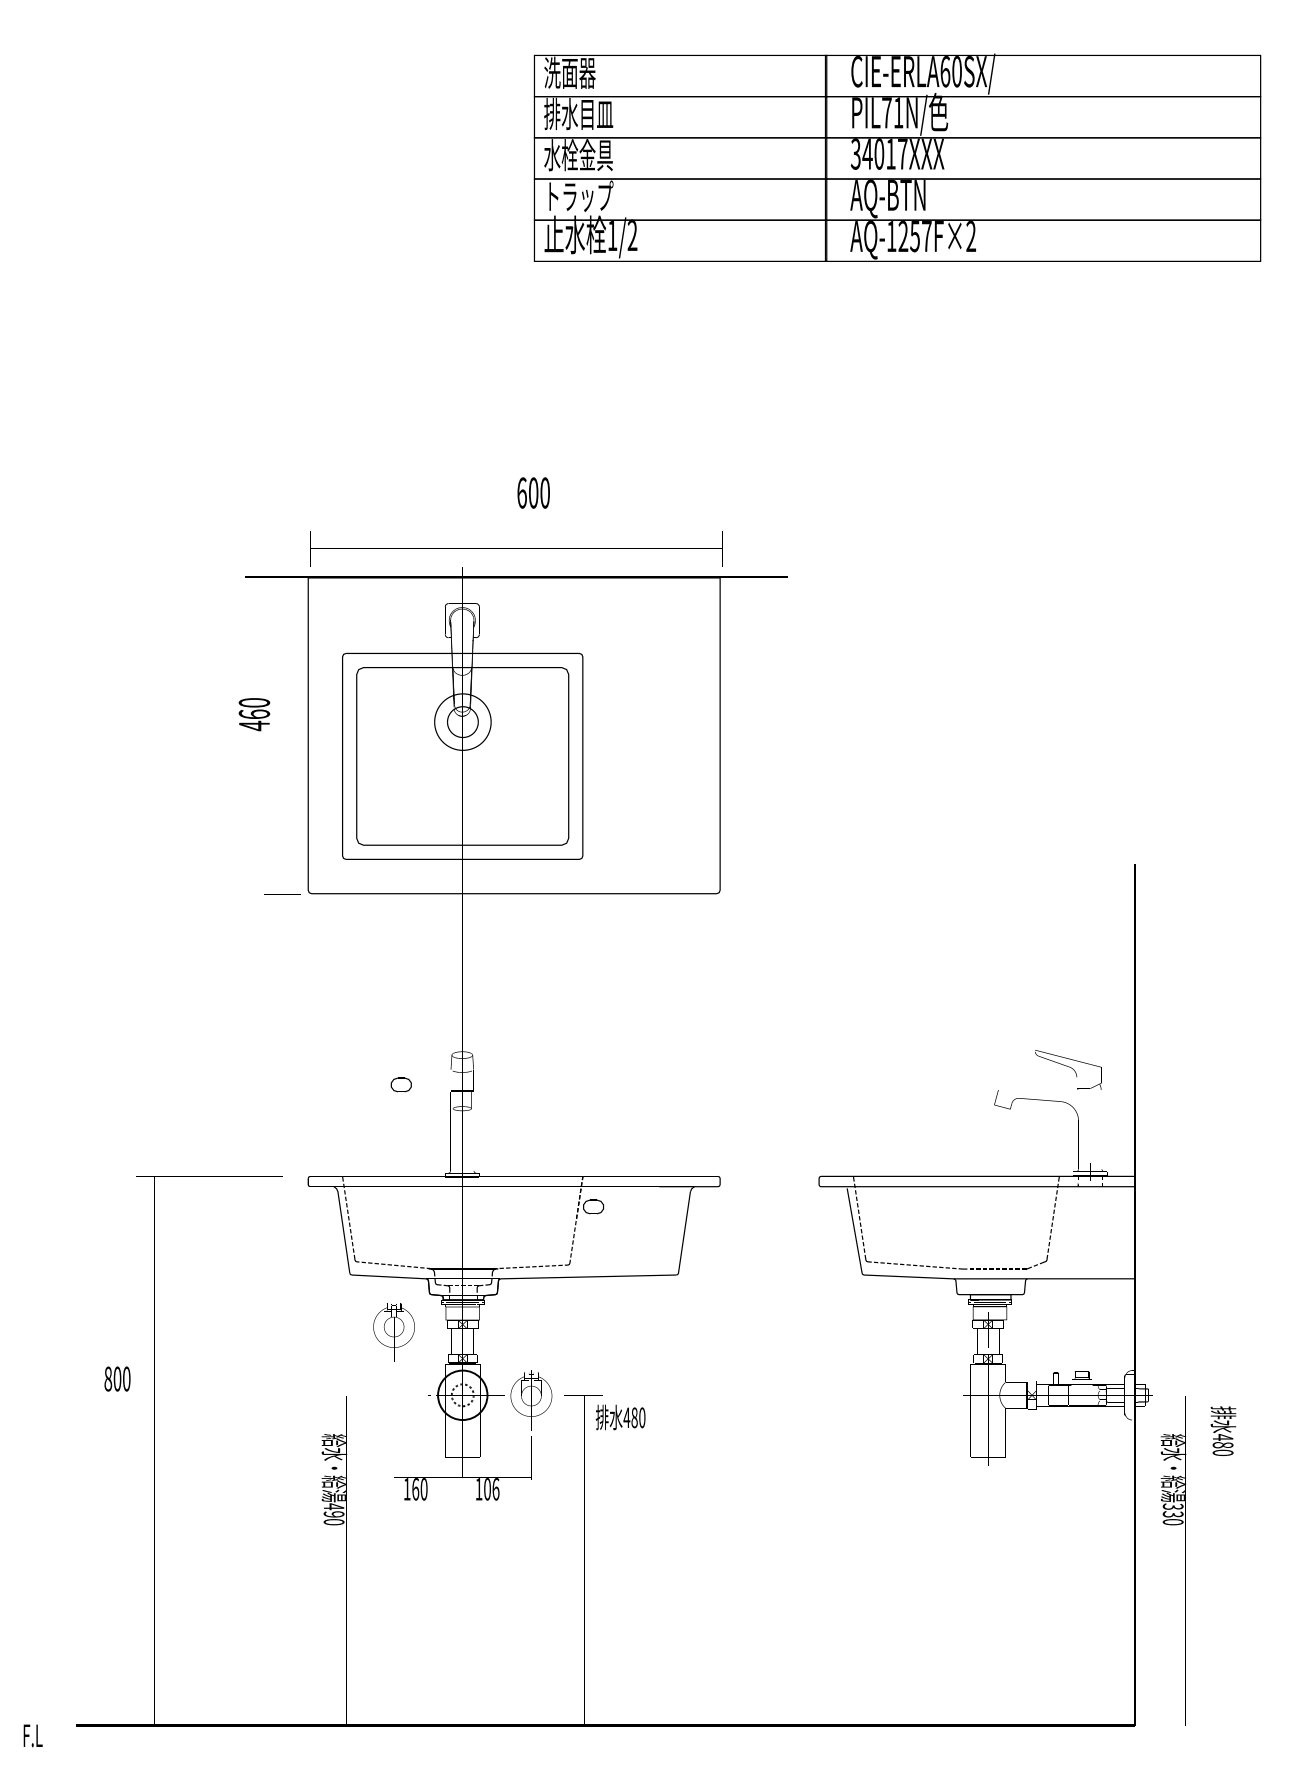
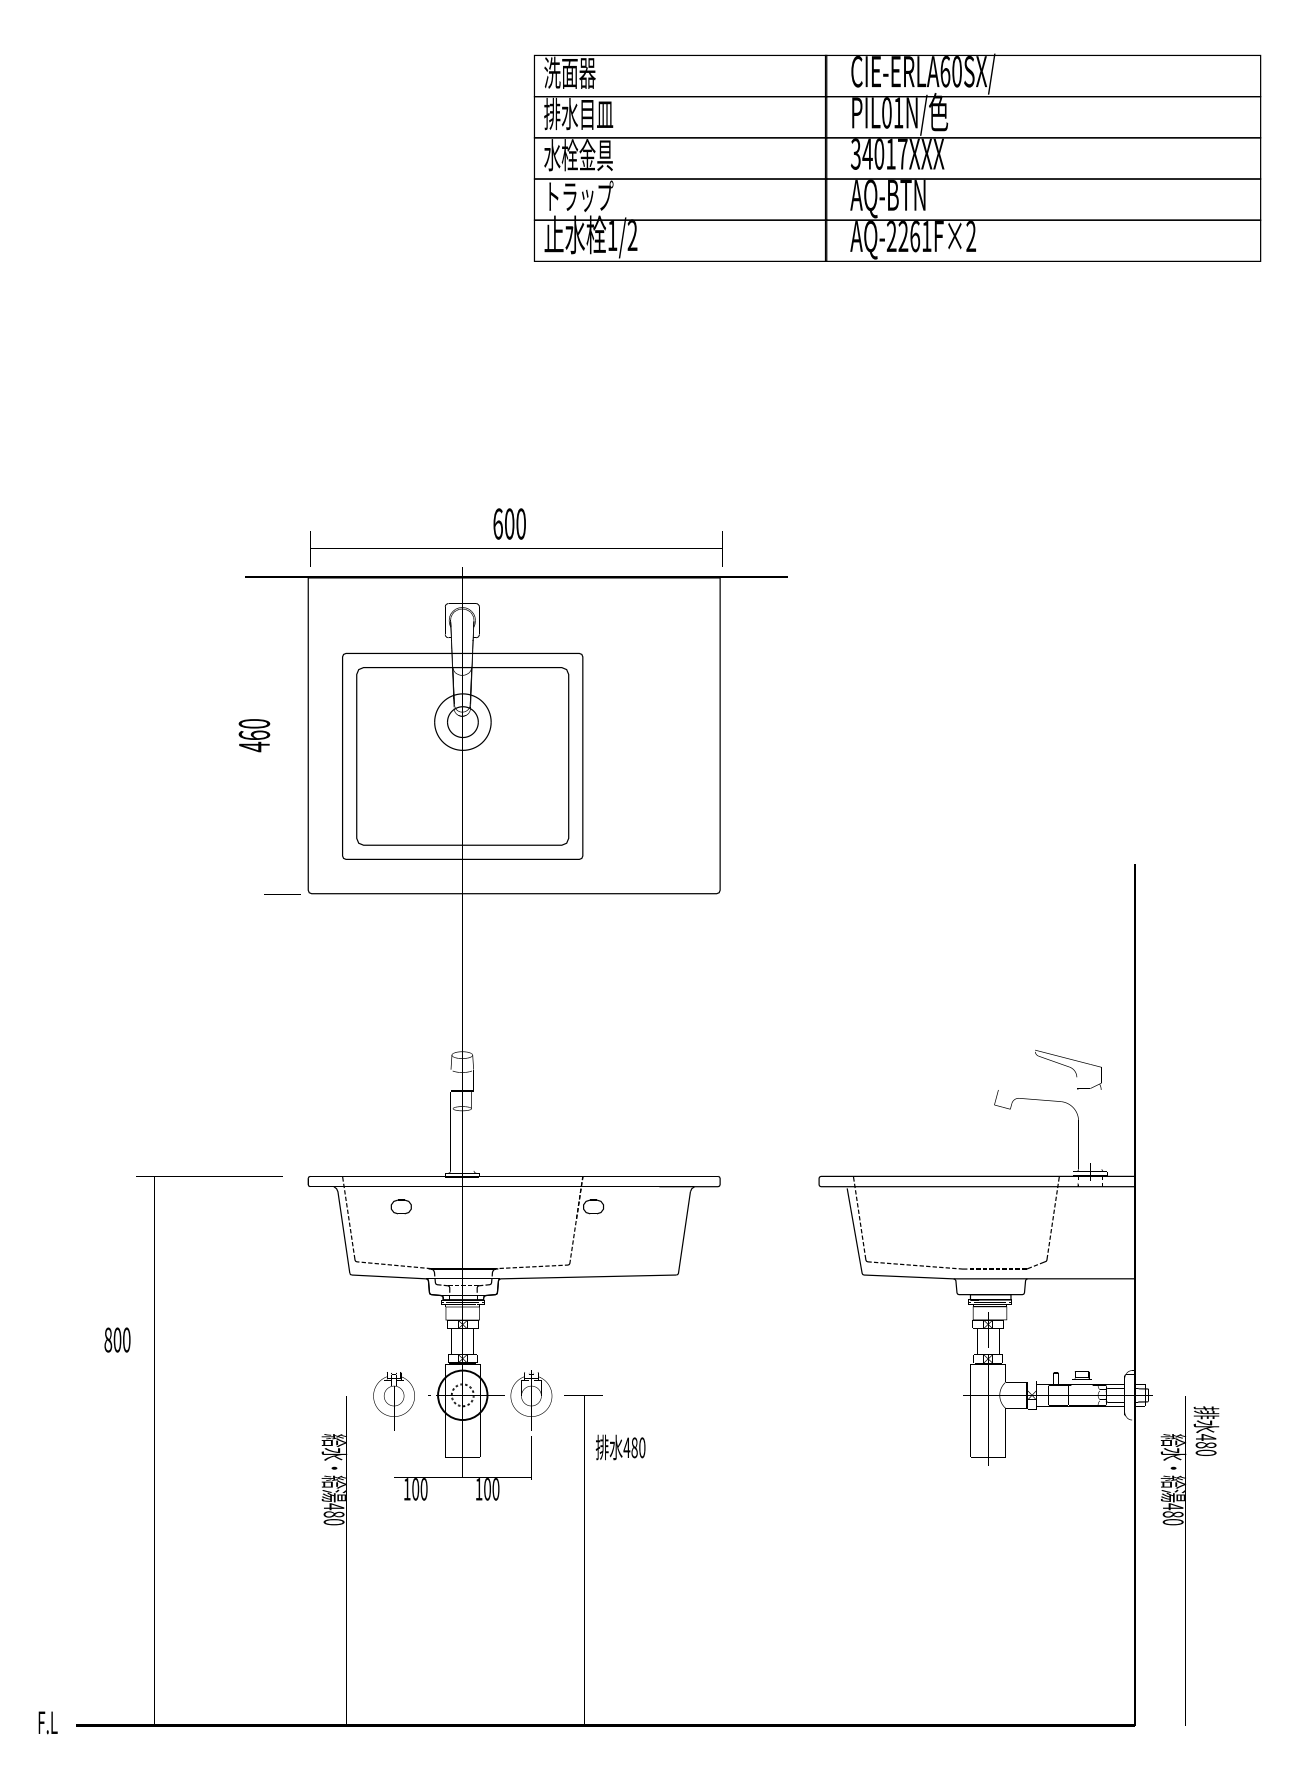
text: PIL71N/ -> PIL01N/ (886, 112)
text: AQ-1257F×2 -> AQ-2261F×2 (908, 236)
text position: (533, 492) -> (509, 523) (509, 523)
text position: (254, 714) -> (254, 735) (254, 735)
part position: (400, 1084) -> (400, 1206) (400, 1206)
part position: (393, 1332) -> (393, 1401) (393, 1401)
text position: (117, 1378) -> (117, 1339) (117, 1339)
text position: (620, 1417) -> (620, 1447) (620, 1447)
text position: (1223, 1430) -> (1206, 1430) (1206, 1430)
text: 160 -> 100 (415, 1489)
text: 106 -> 100 (495, 1489)
text: 330 -> 480 (1172, 1510)
text: 490 -> 480 (333, 1514)
text position: (32, 1735) -> (47, 1722) (47, 1722)
